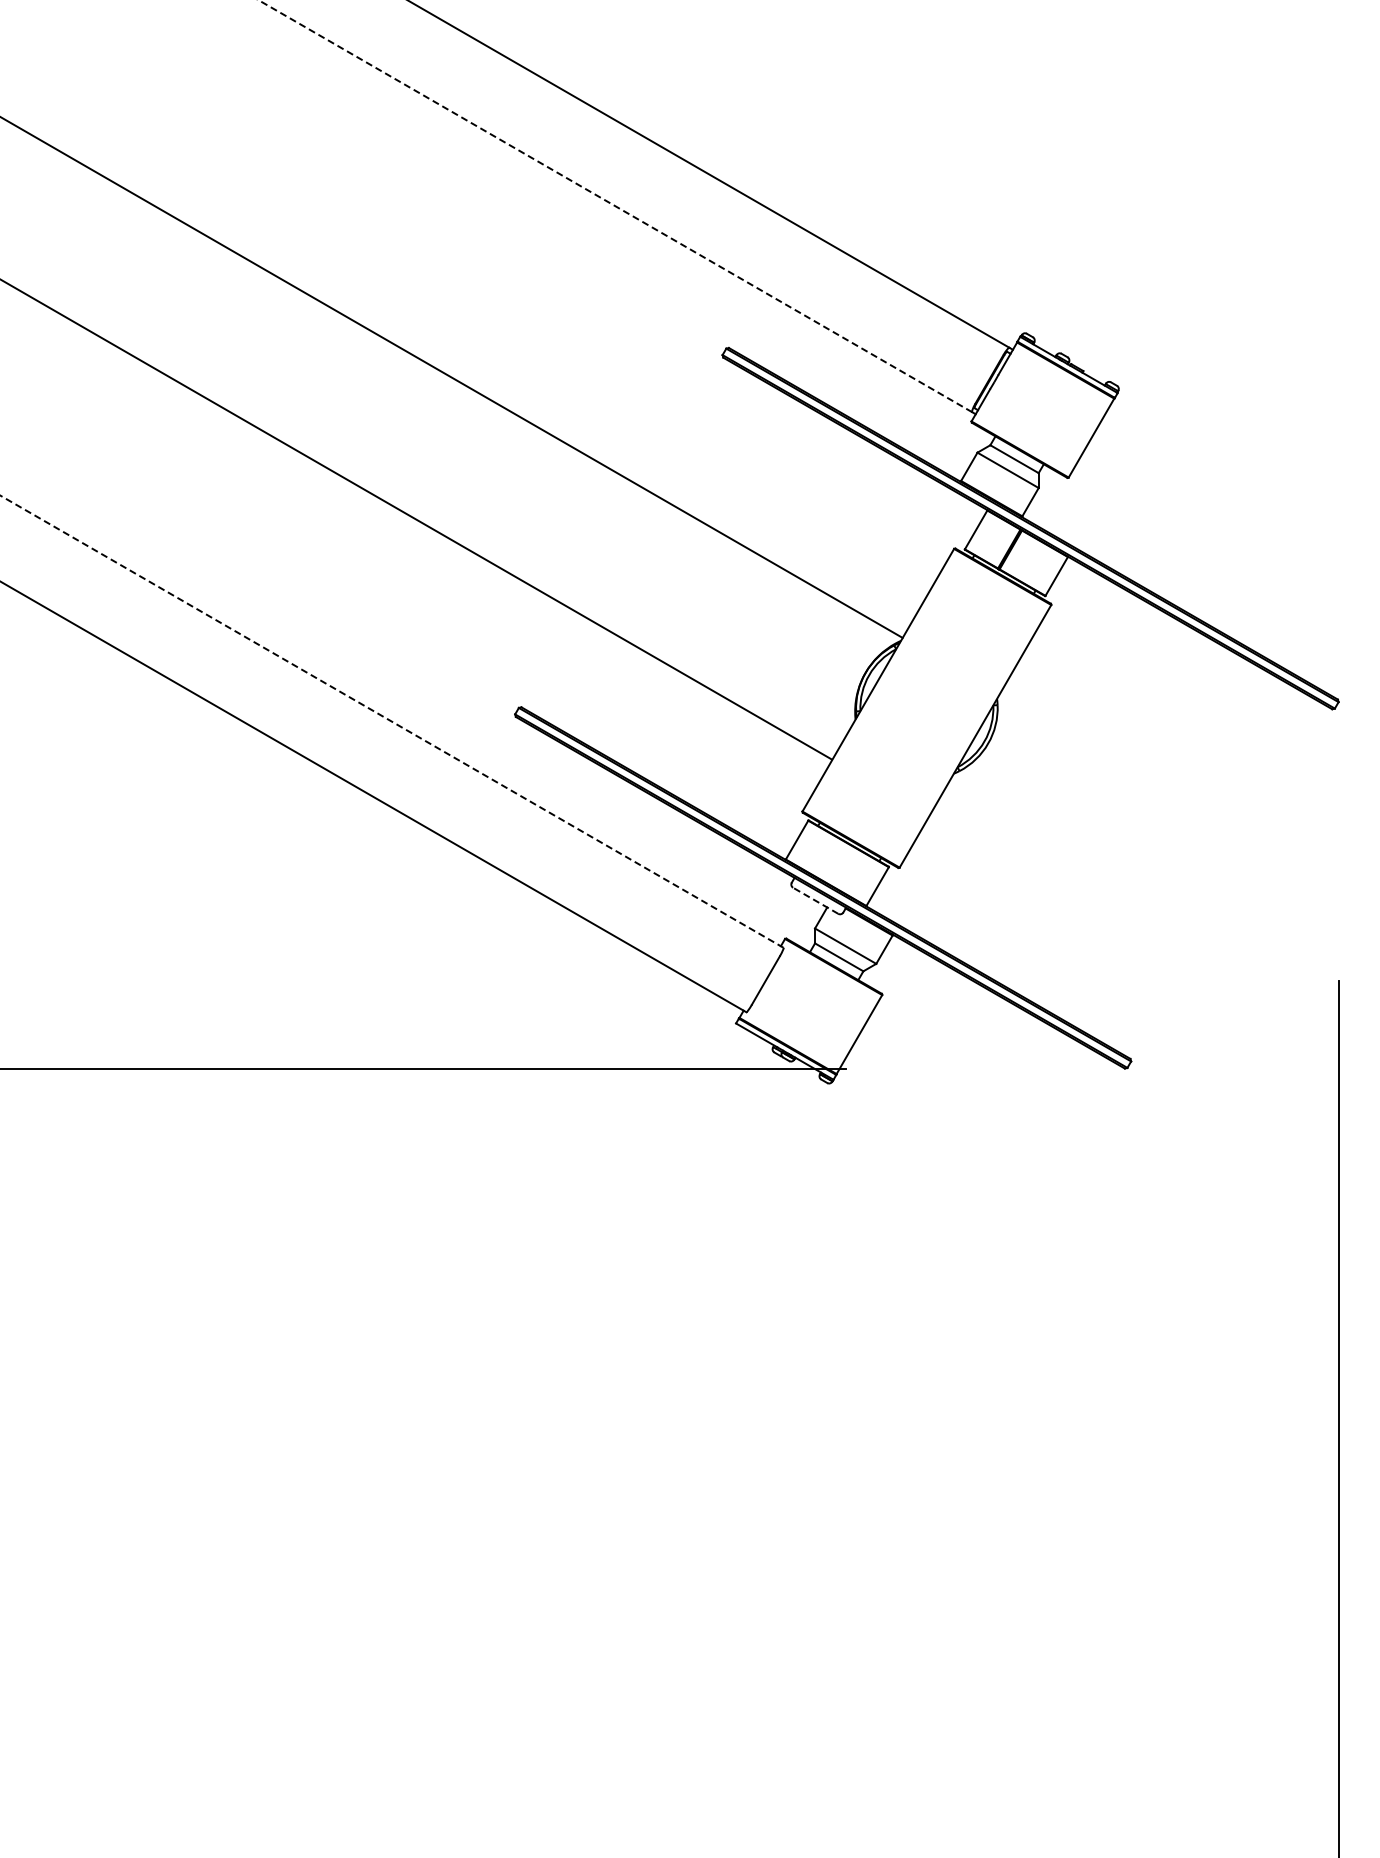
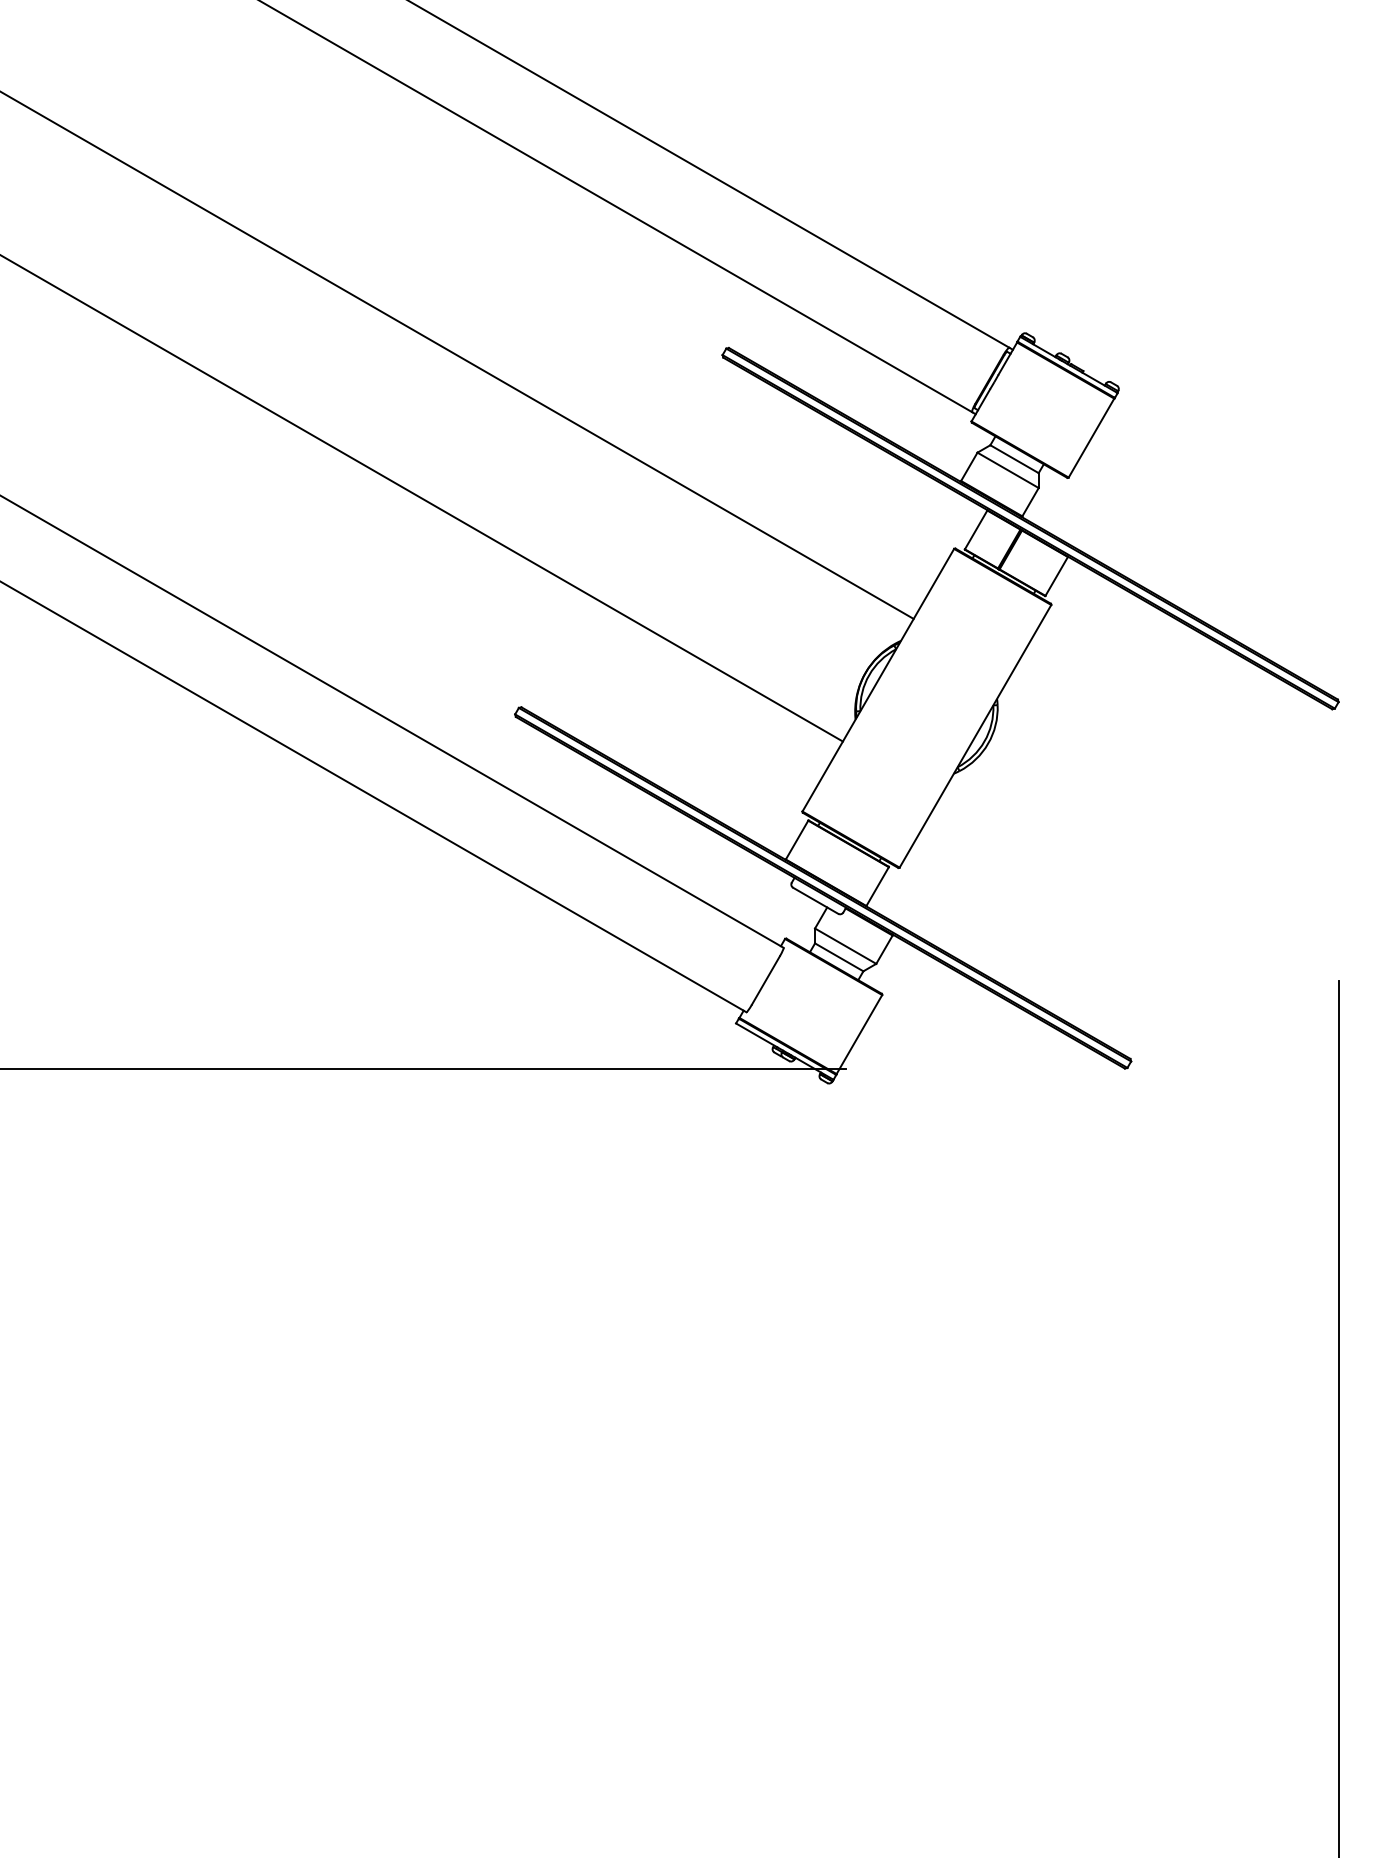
line: dashed -> solid (614, 205)
line position: (452, 377) -> (457, 355) (457, 355)
line position: (416, 519) -> (422, 498) (422, 498)
line: dashed -> solid (391, 721)
line: dashed -> solid (815, 900)
